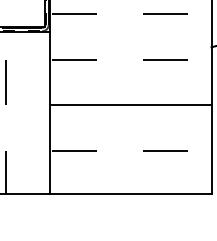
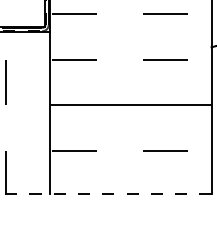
line: solid -> dashed (105, 194)
